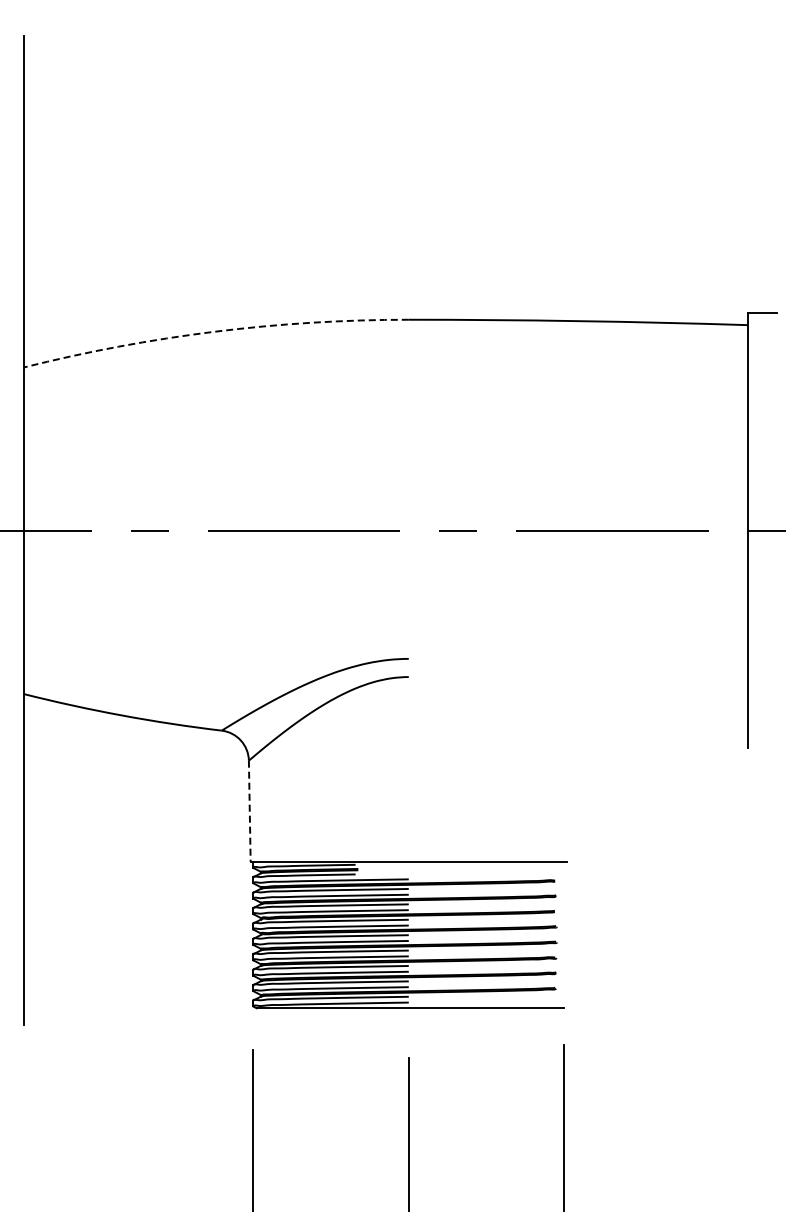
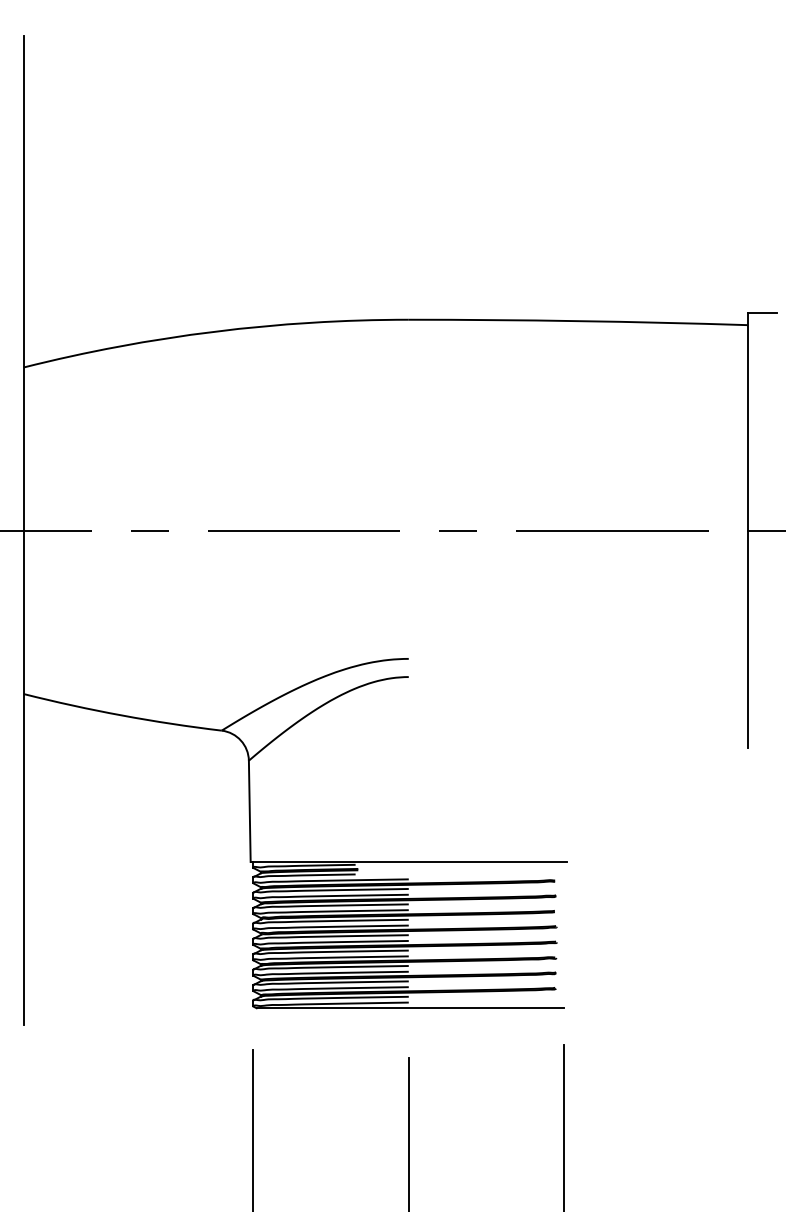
arc: dashed -> solid (214, 331)
line: dashed -> solid (249, 811)
